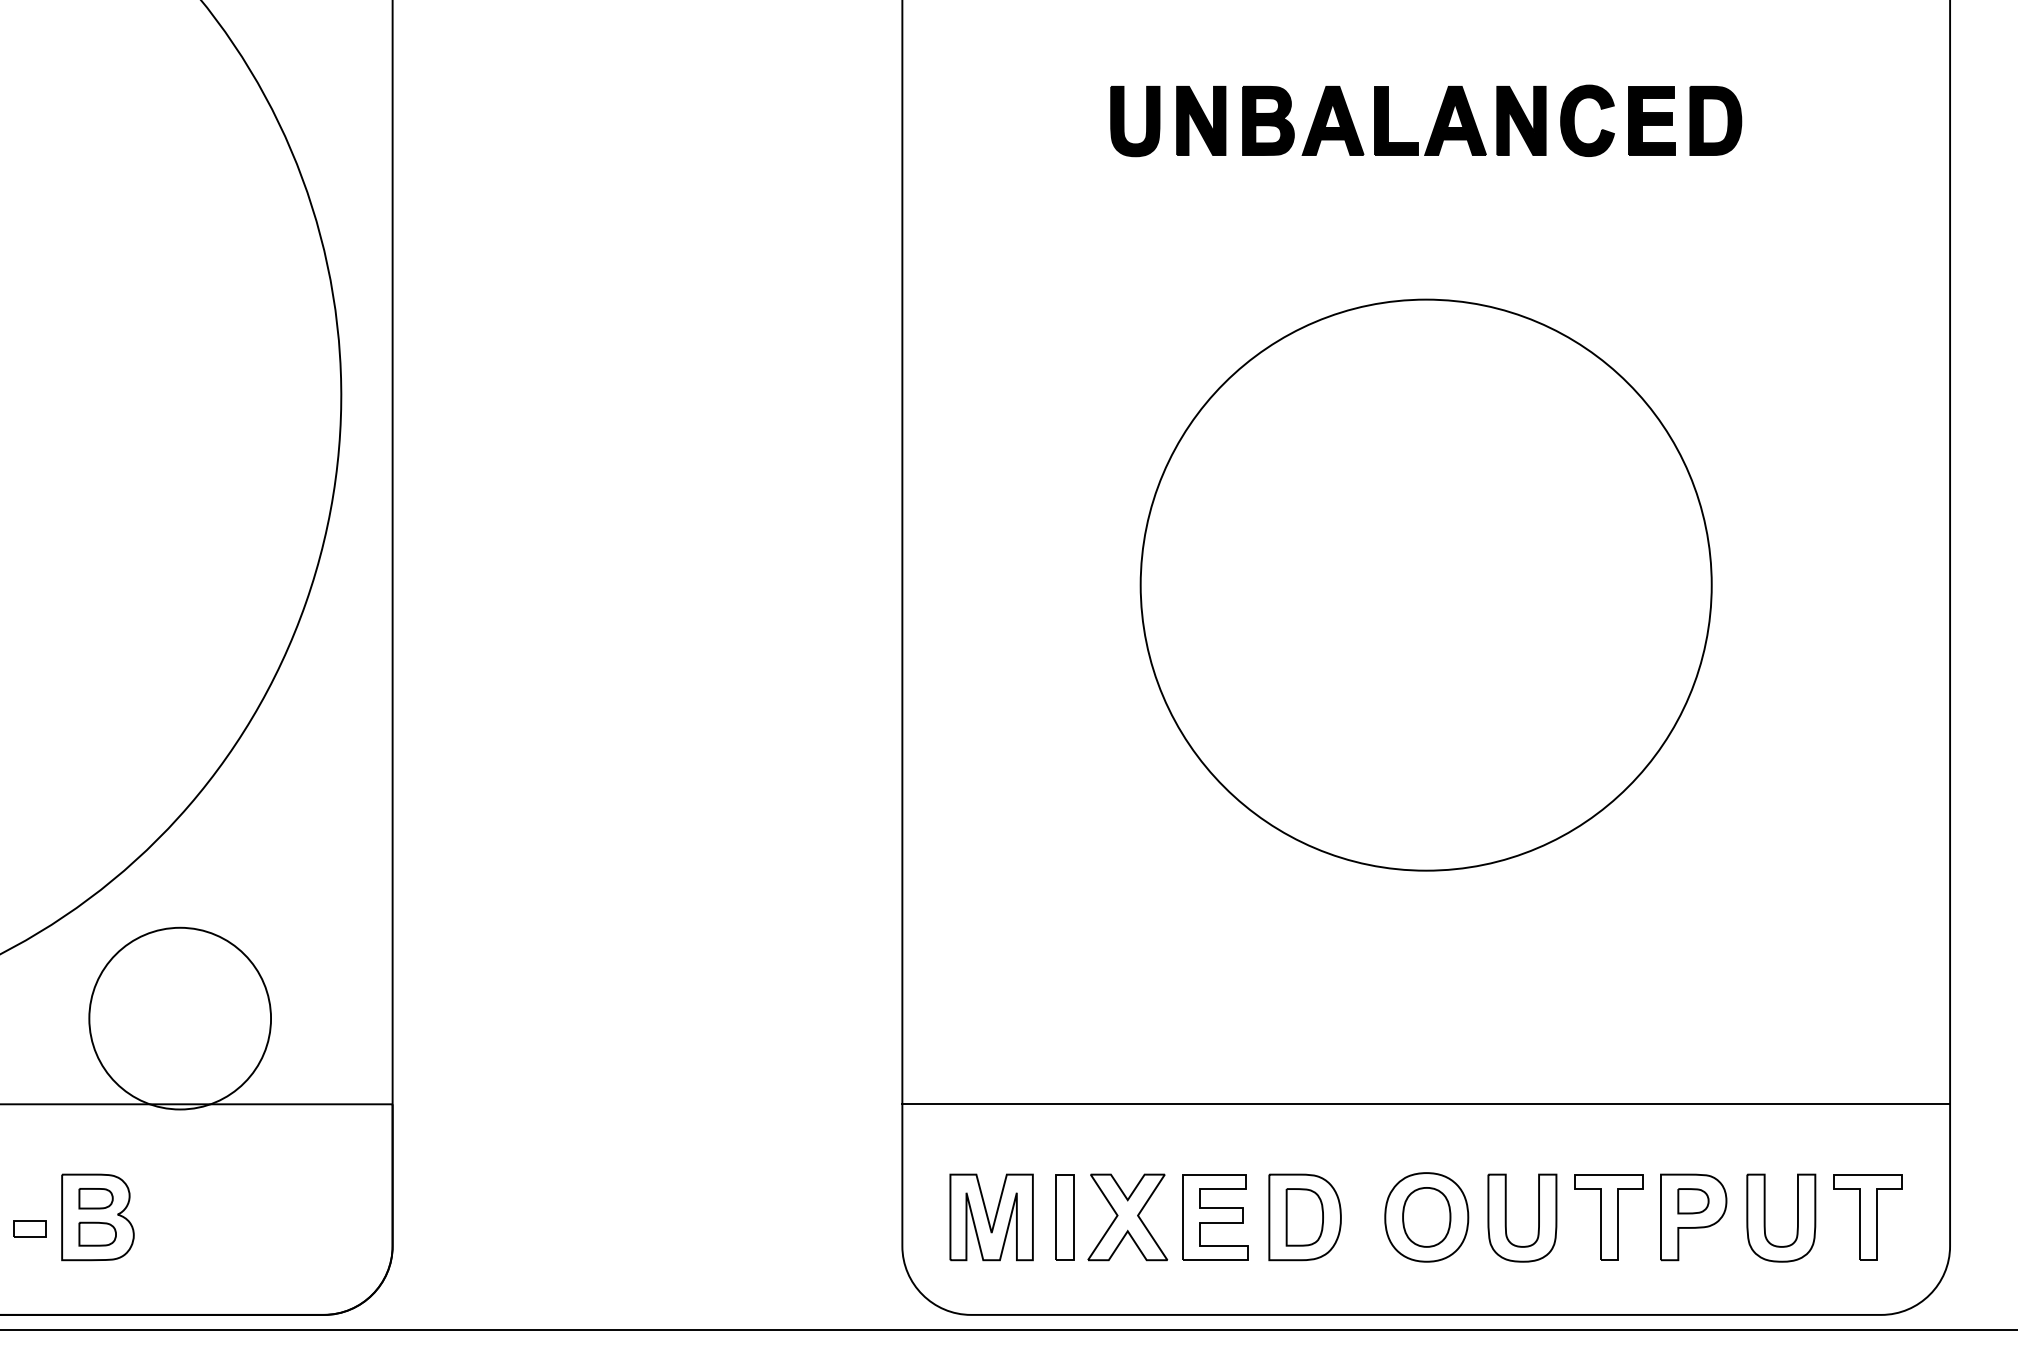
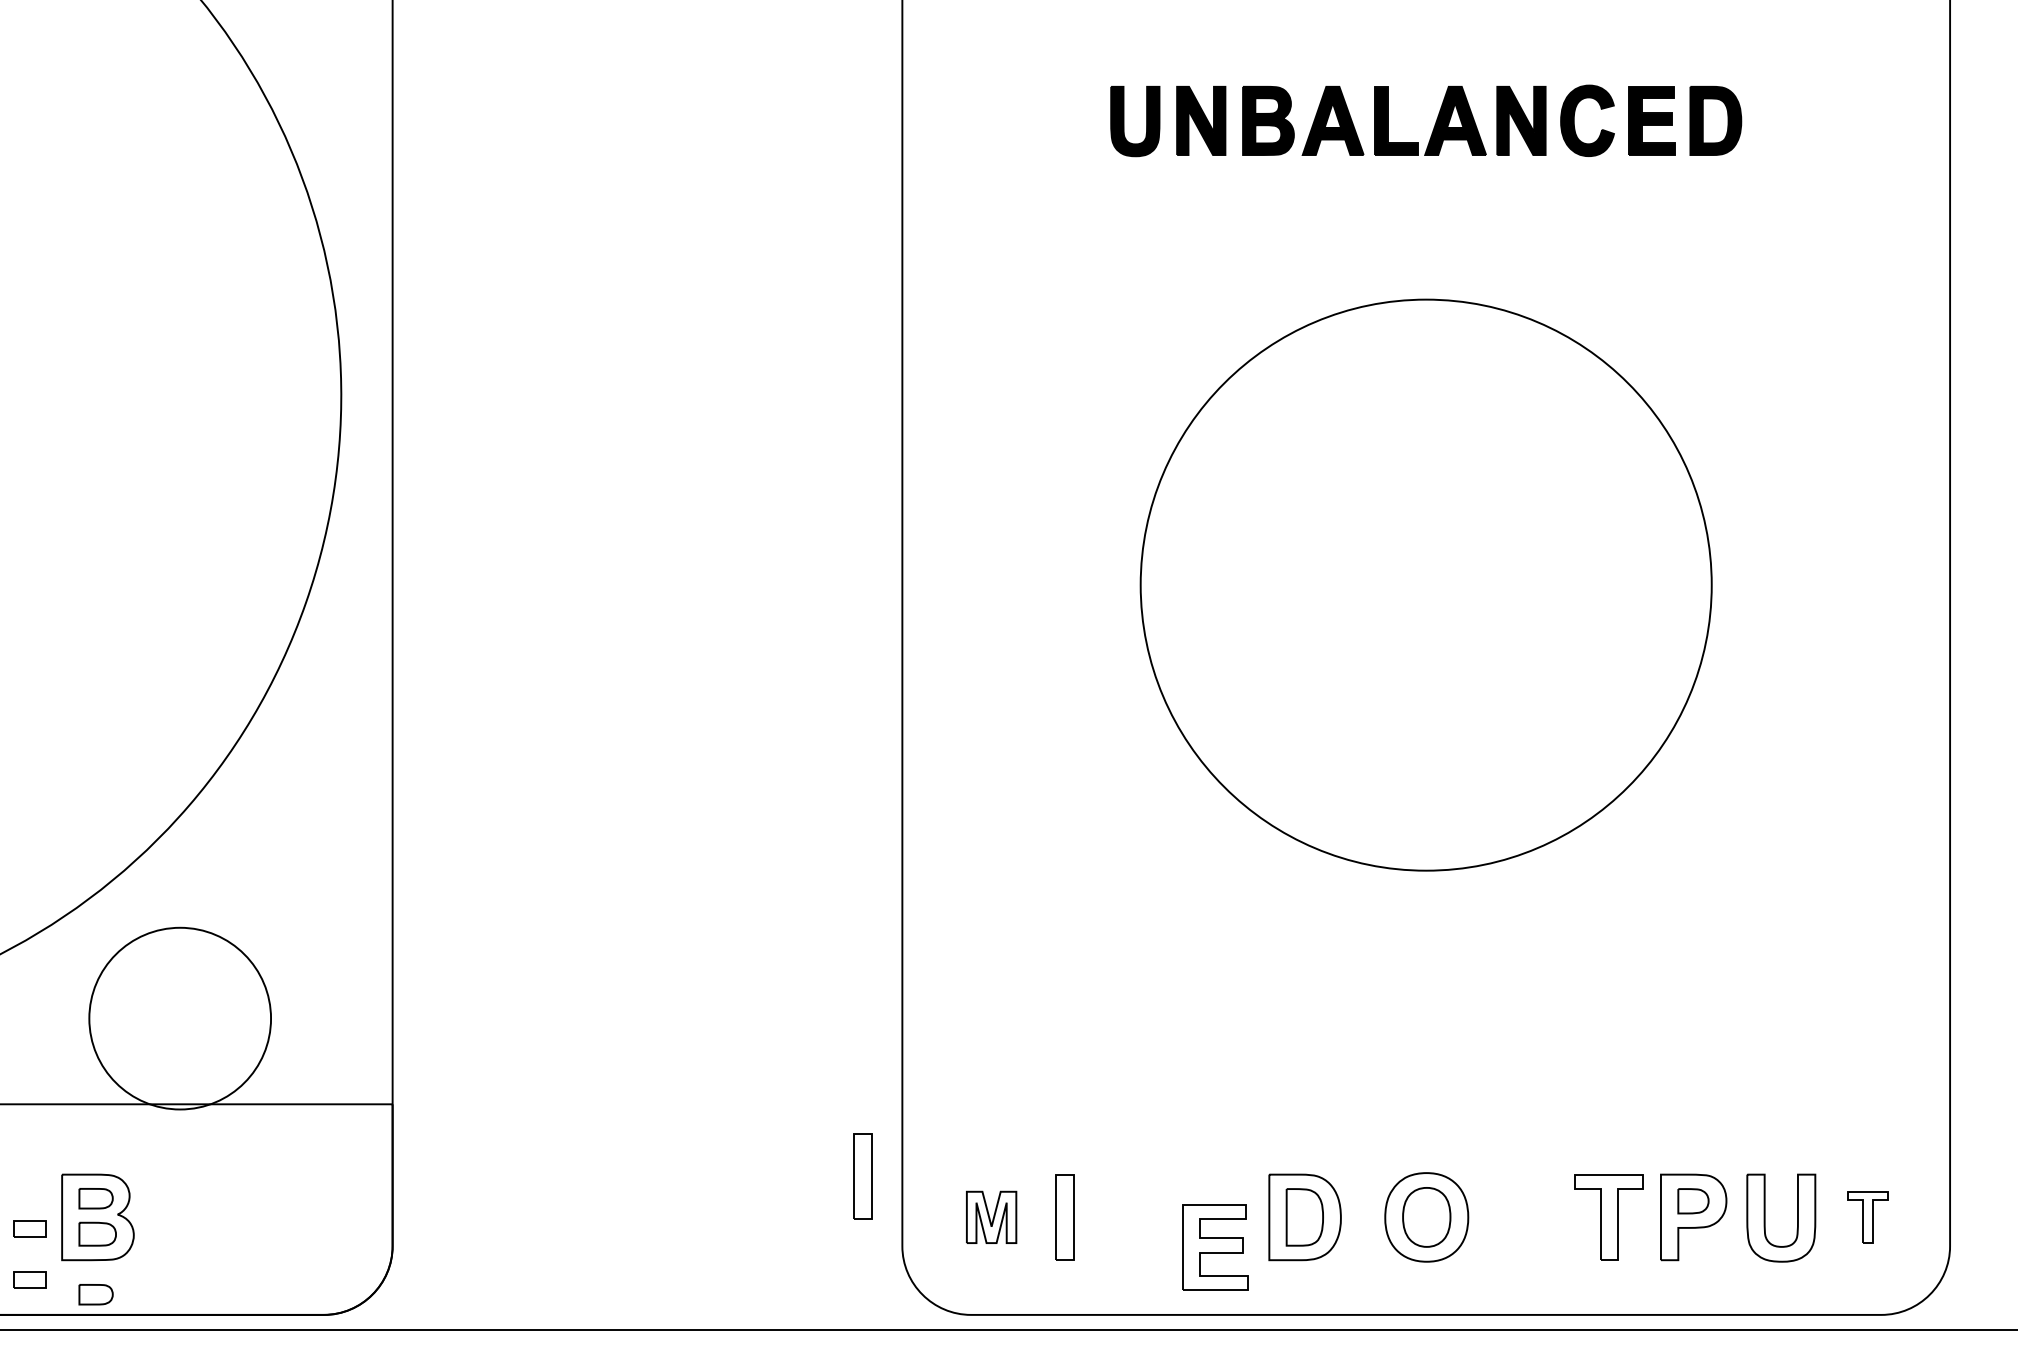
line: present -> none (1426, 1104)
part: none -> present (862, 1176)
part size: 85x89 px -> 52x54 px (991, 1216)
part: present -> none (1127, 1217)
part position: (1215, 1217) -> (1215, 1247) (1215, 1247)
part: present -> none (1506, 1217)
part size: 70x87 px -> 42x53 px (1867, 1217)
part: none -> present (29, 1279)
part: none -> present (95, 1294)
